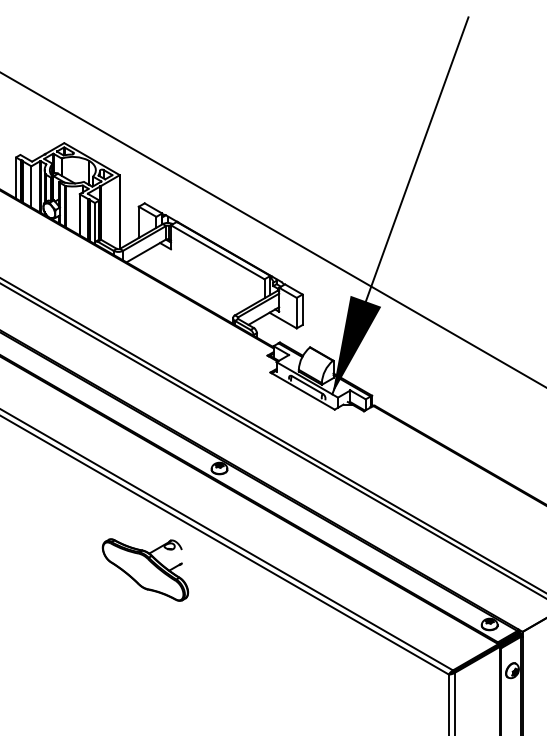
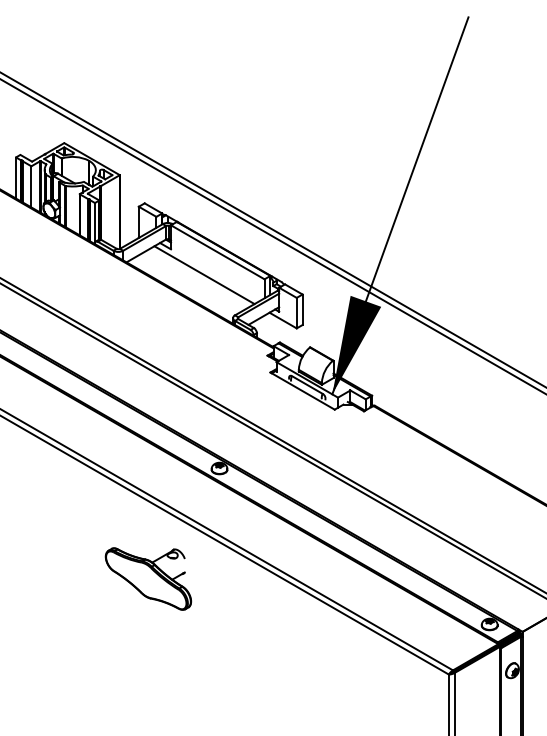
line: none -> present (272, 236)
line: none -> present (204, 275)
part position: (145, 569) -> (148, 578) (148, 578)
